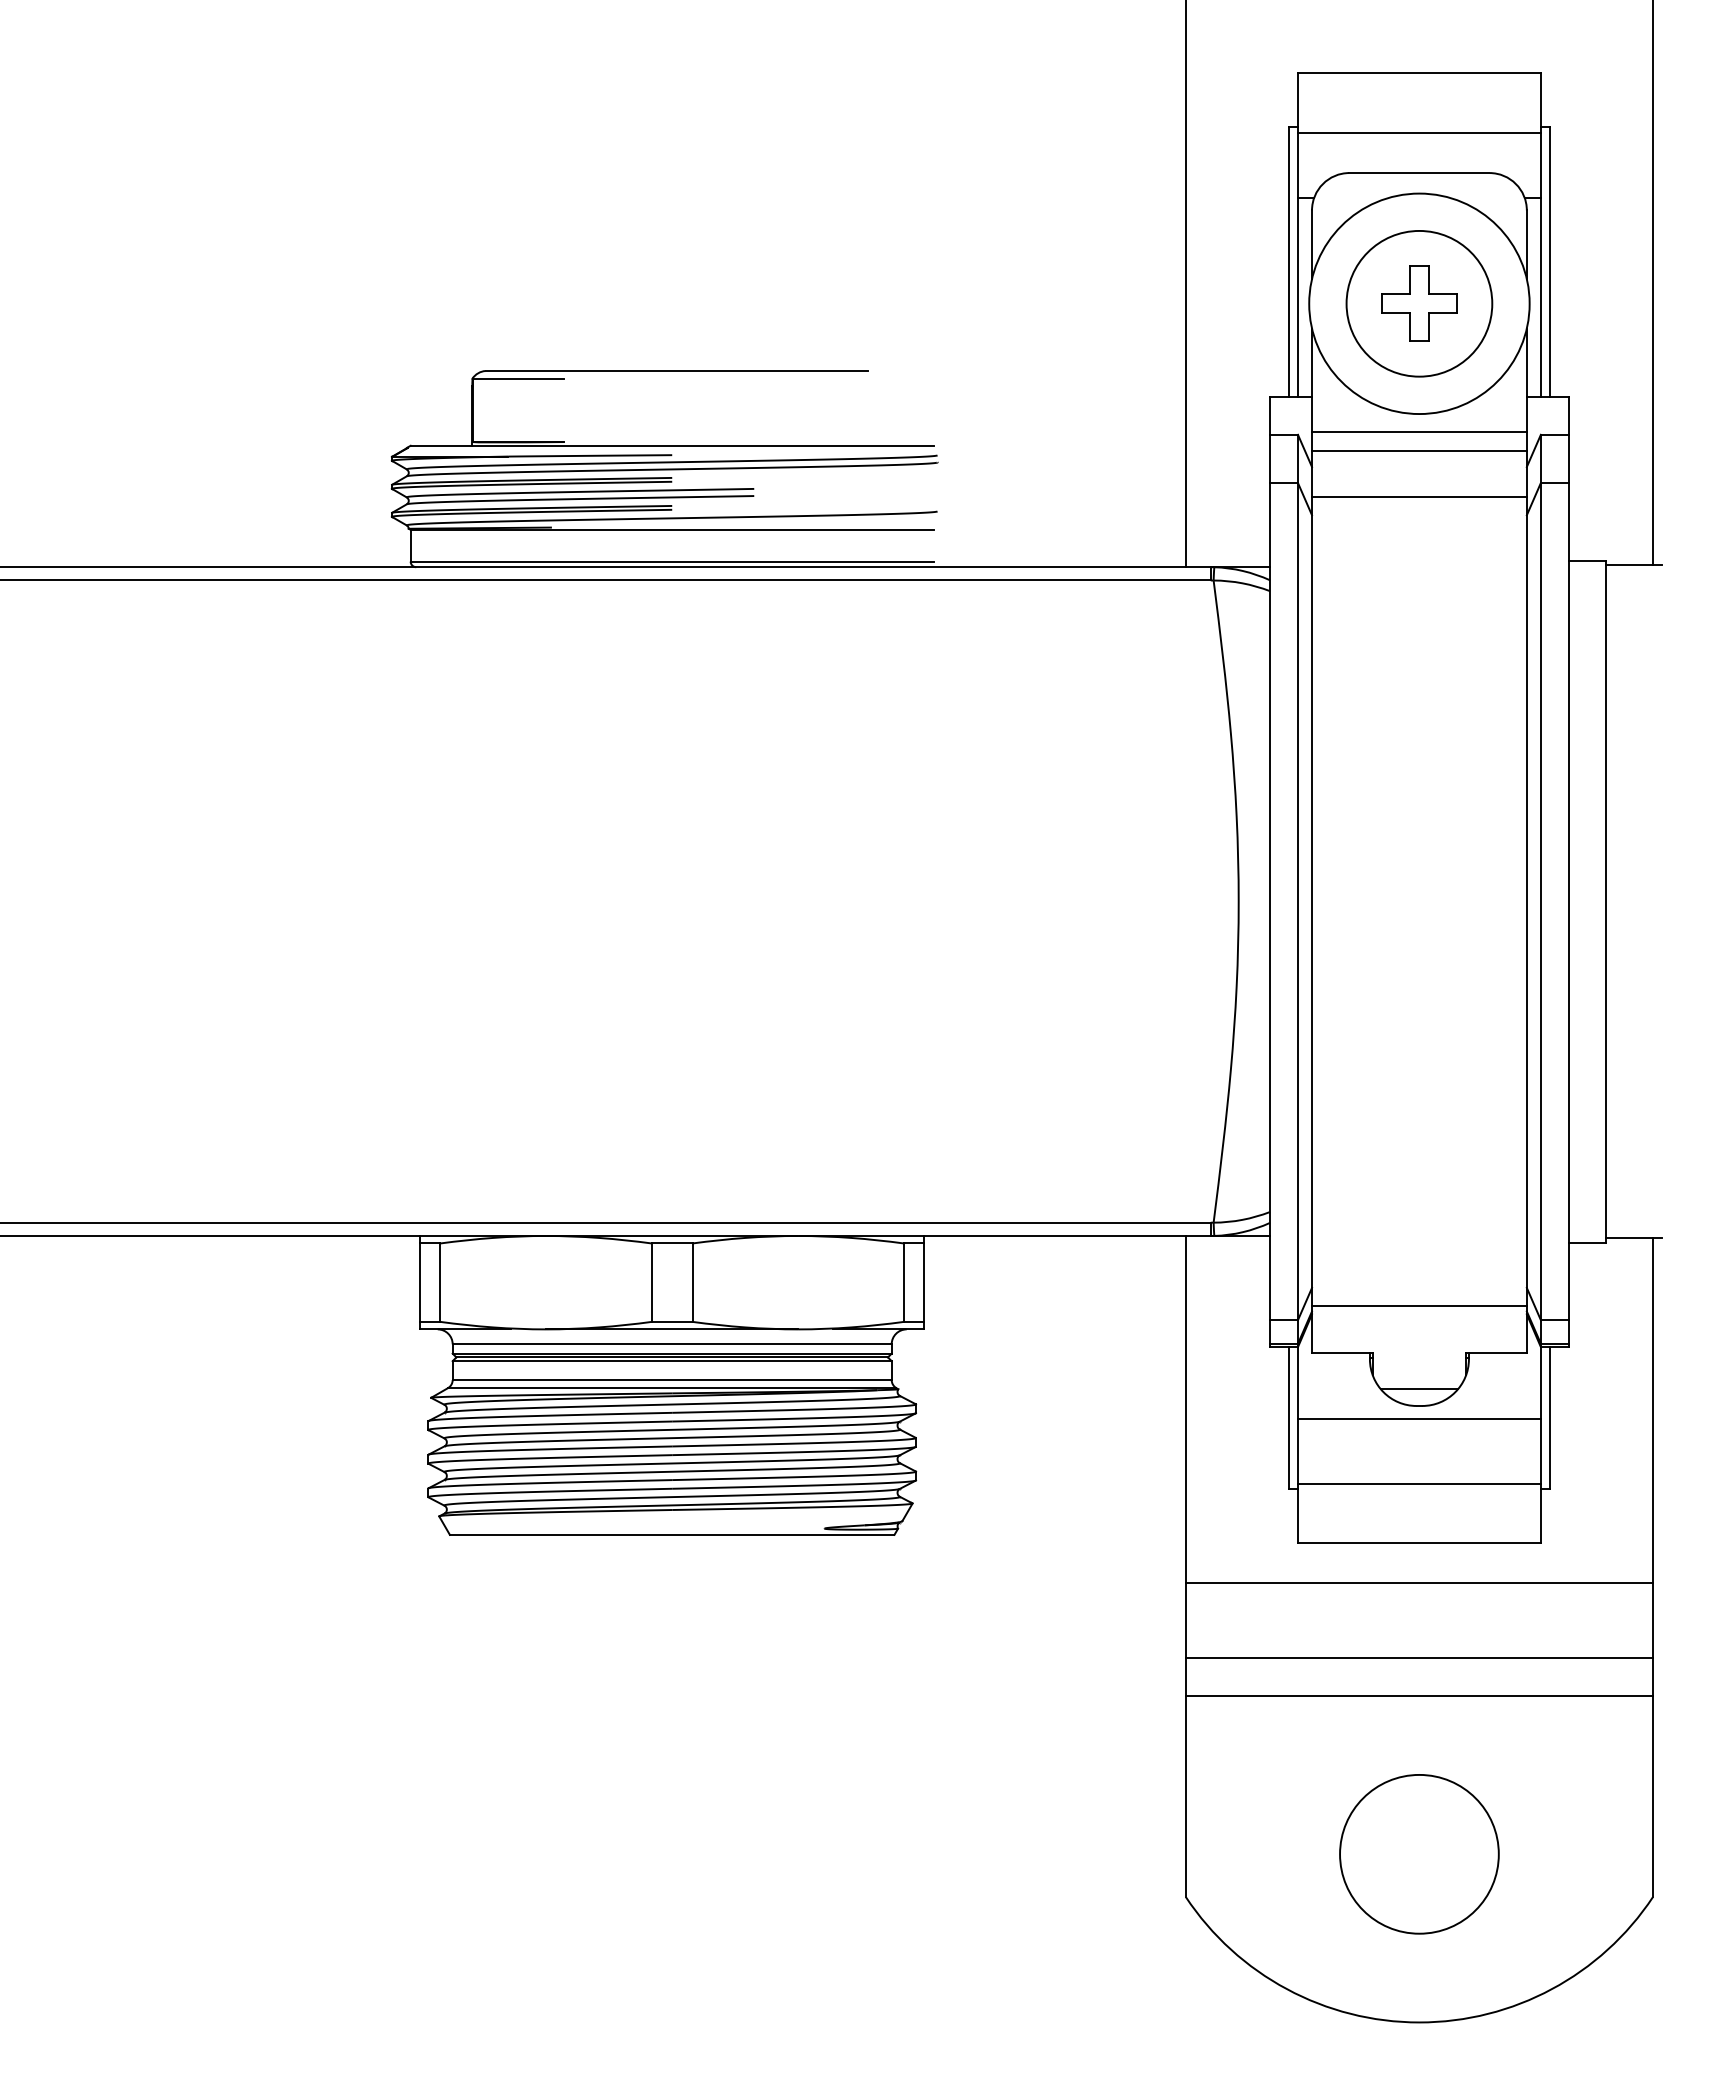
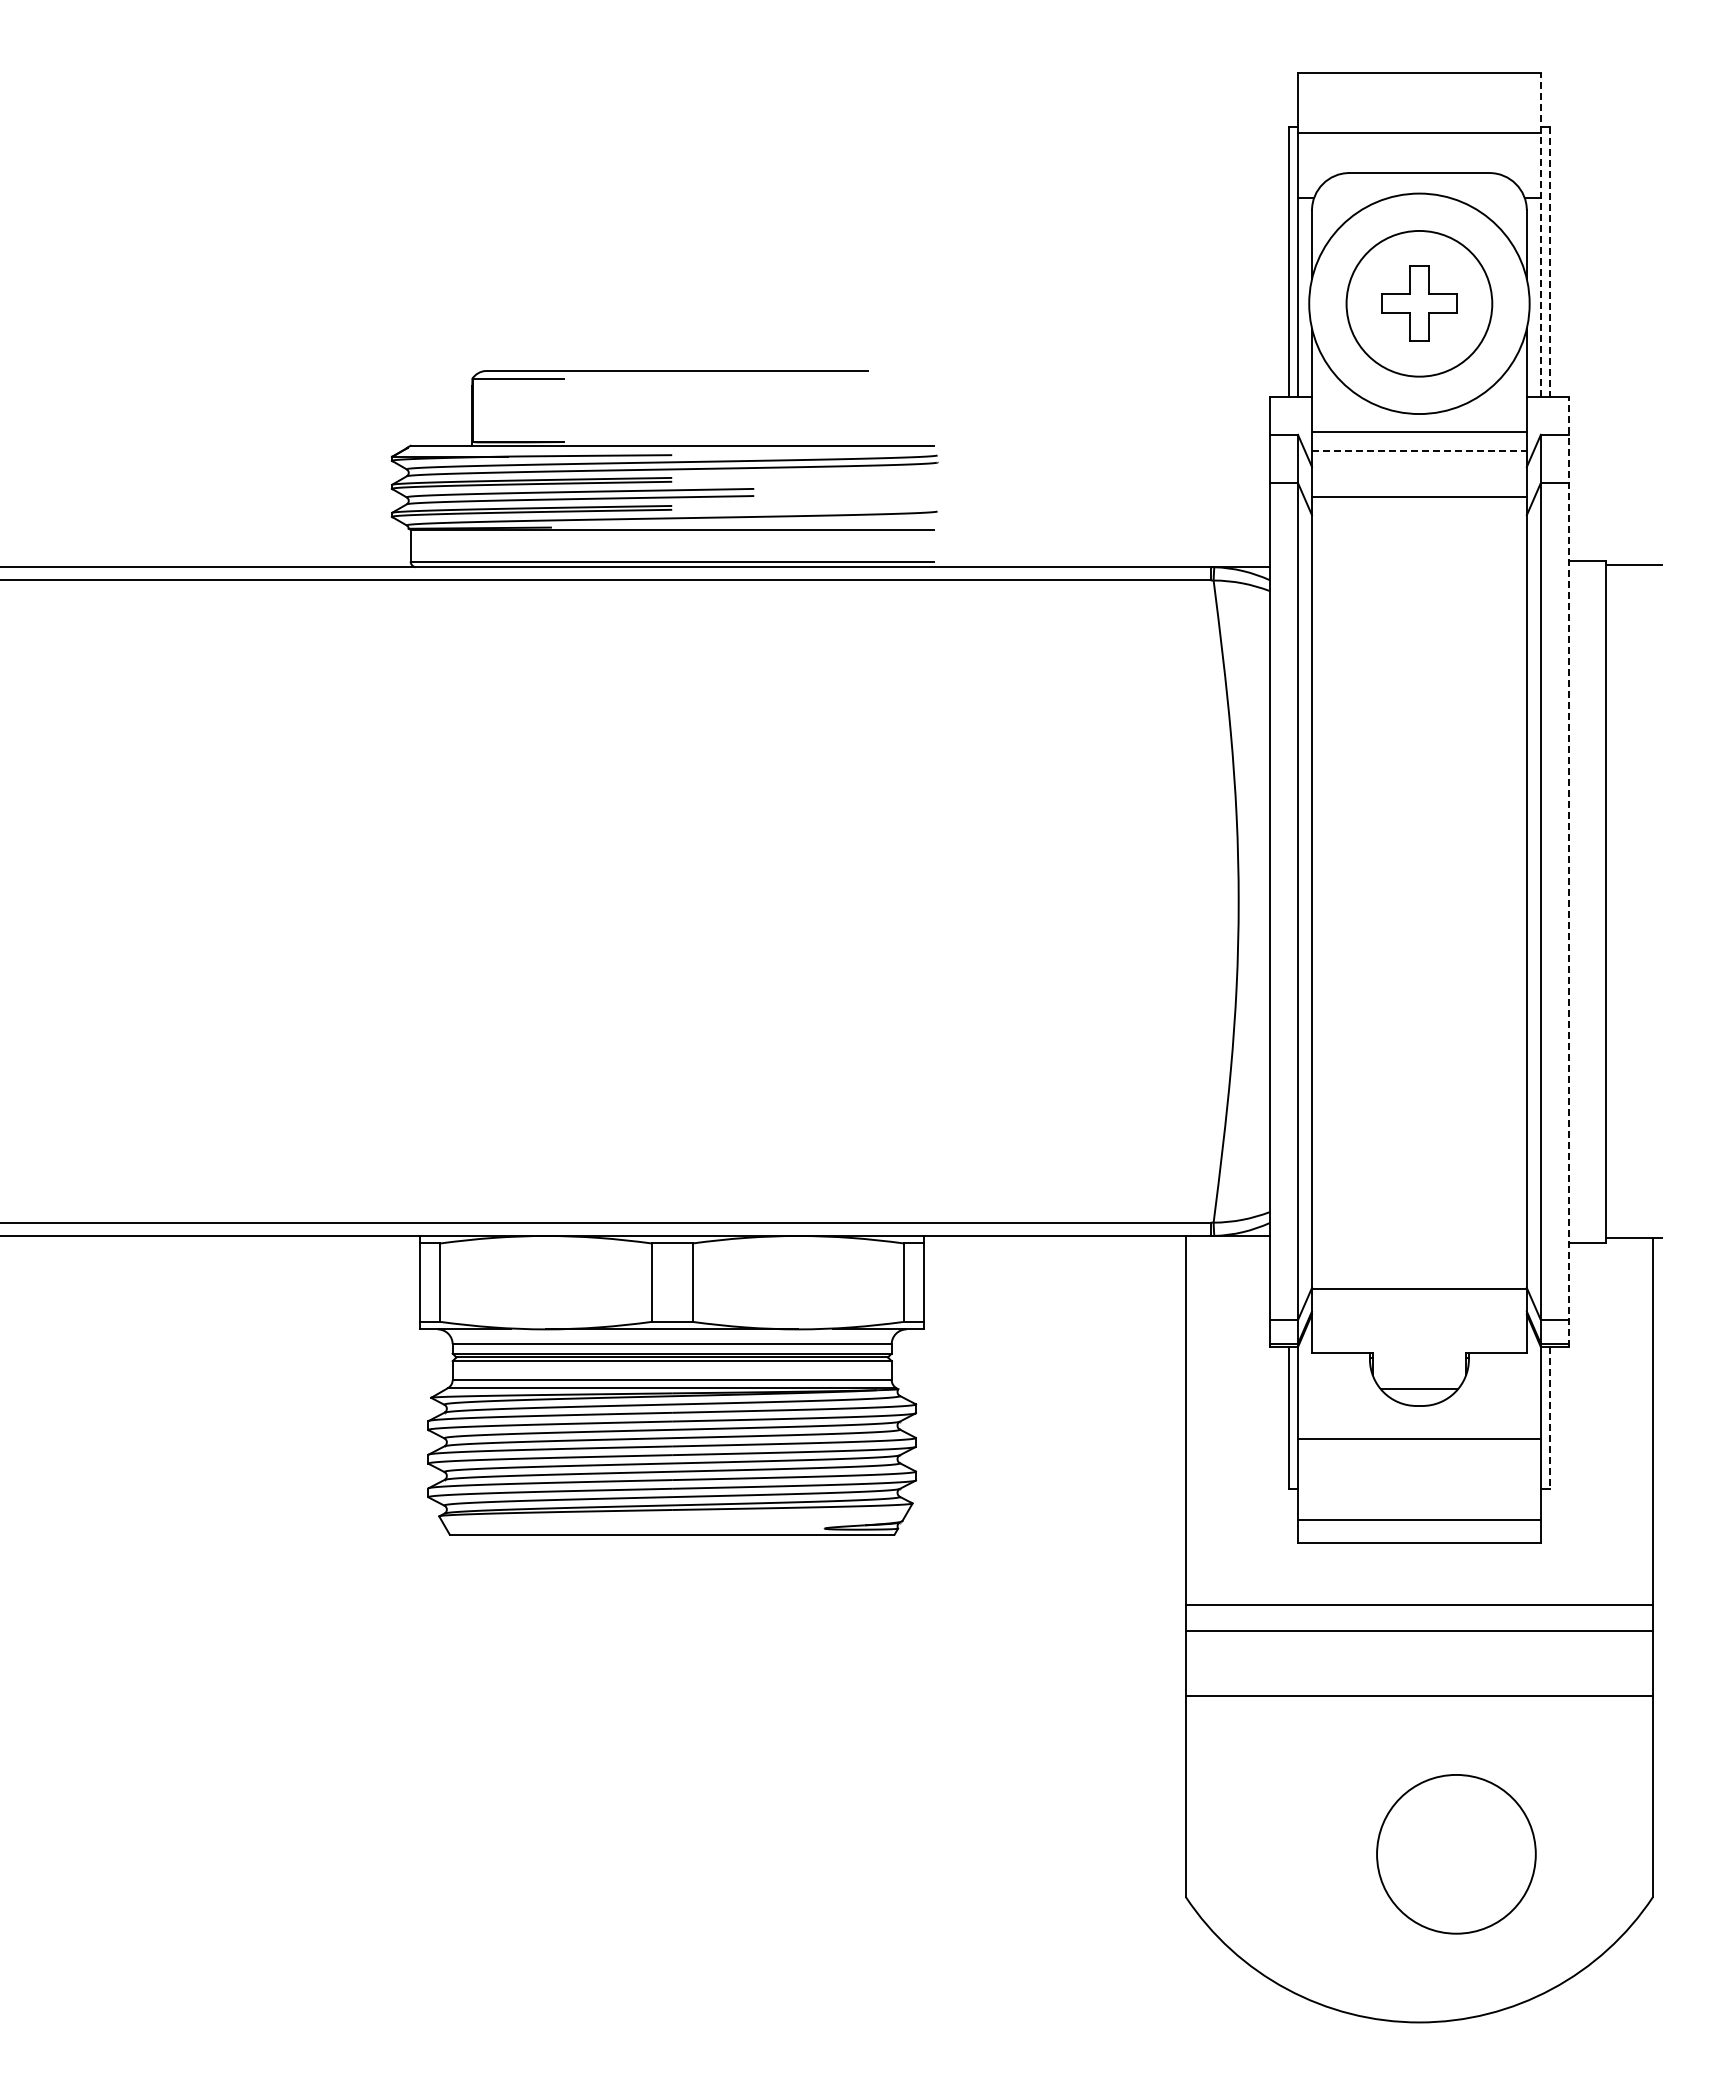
line: solid -> dashed (1540, 235)
line: solid -> dashed (1550, 262)
line: present -> none (1652, 283)
line: present -> none (1185, 284)
line: solid -> dashed (1419, 450)
line: solid -> dashed (1568, 872)
line position: (1419, 1306) -> (1419, 1289) (1419, 1289)
line position: (1419, 1418) -> (1419, 1438) (1419, 1438)
line: solid -> dashed (1550, 1418)
line position: (1419, 1483) -> (1419, 1519) (1419, 1519)
line position: (1418, 1583) -> (1418, 1605) (1418, 1605)
line position: (1418, 1658) -> (1418, 1631) (1418, 1631)
circle position: (1419, 1854) -> (1456, 1854) (1456, 1854)
